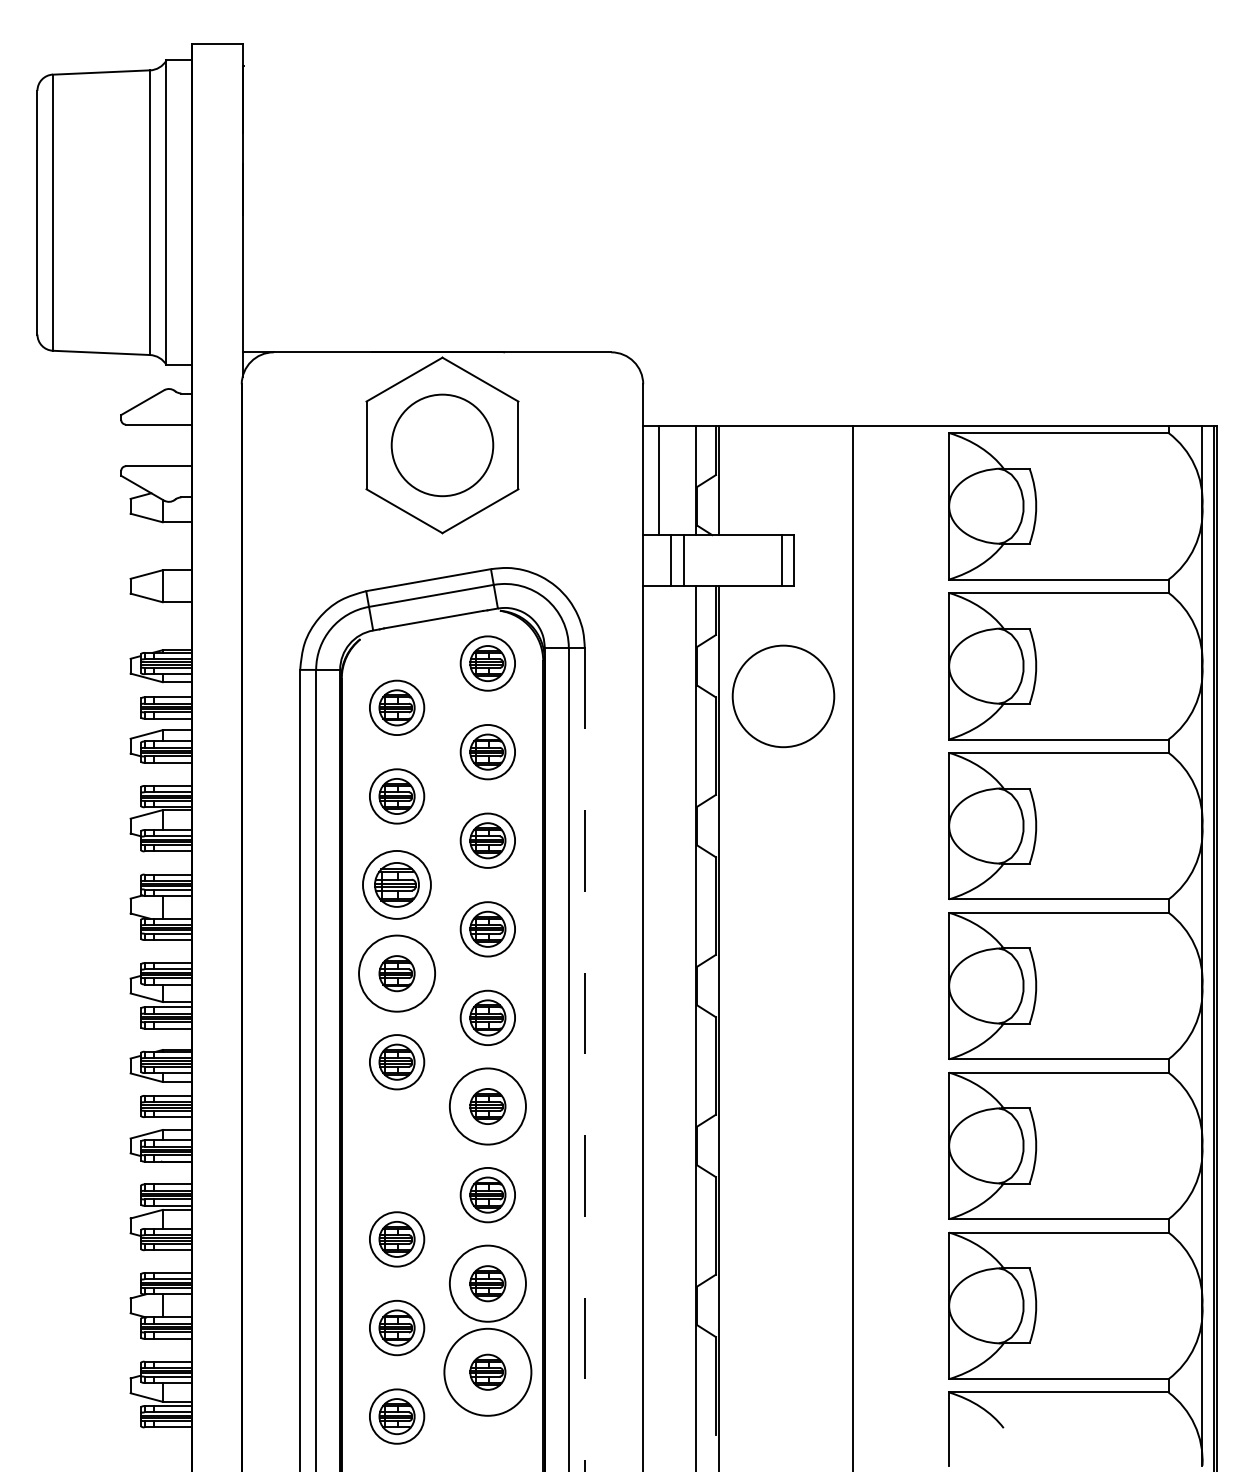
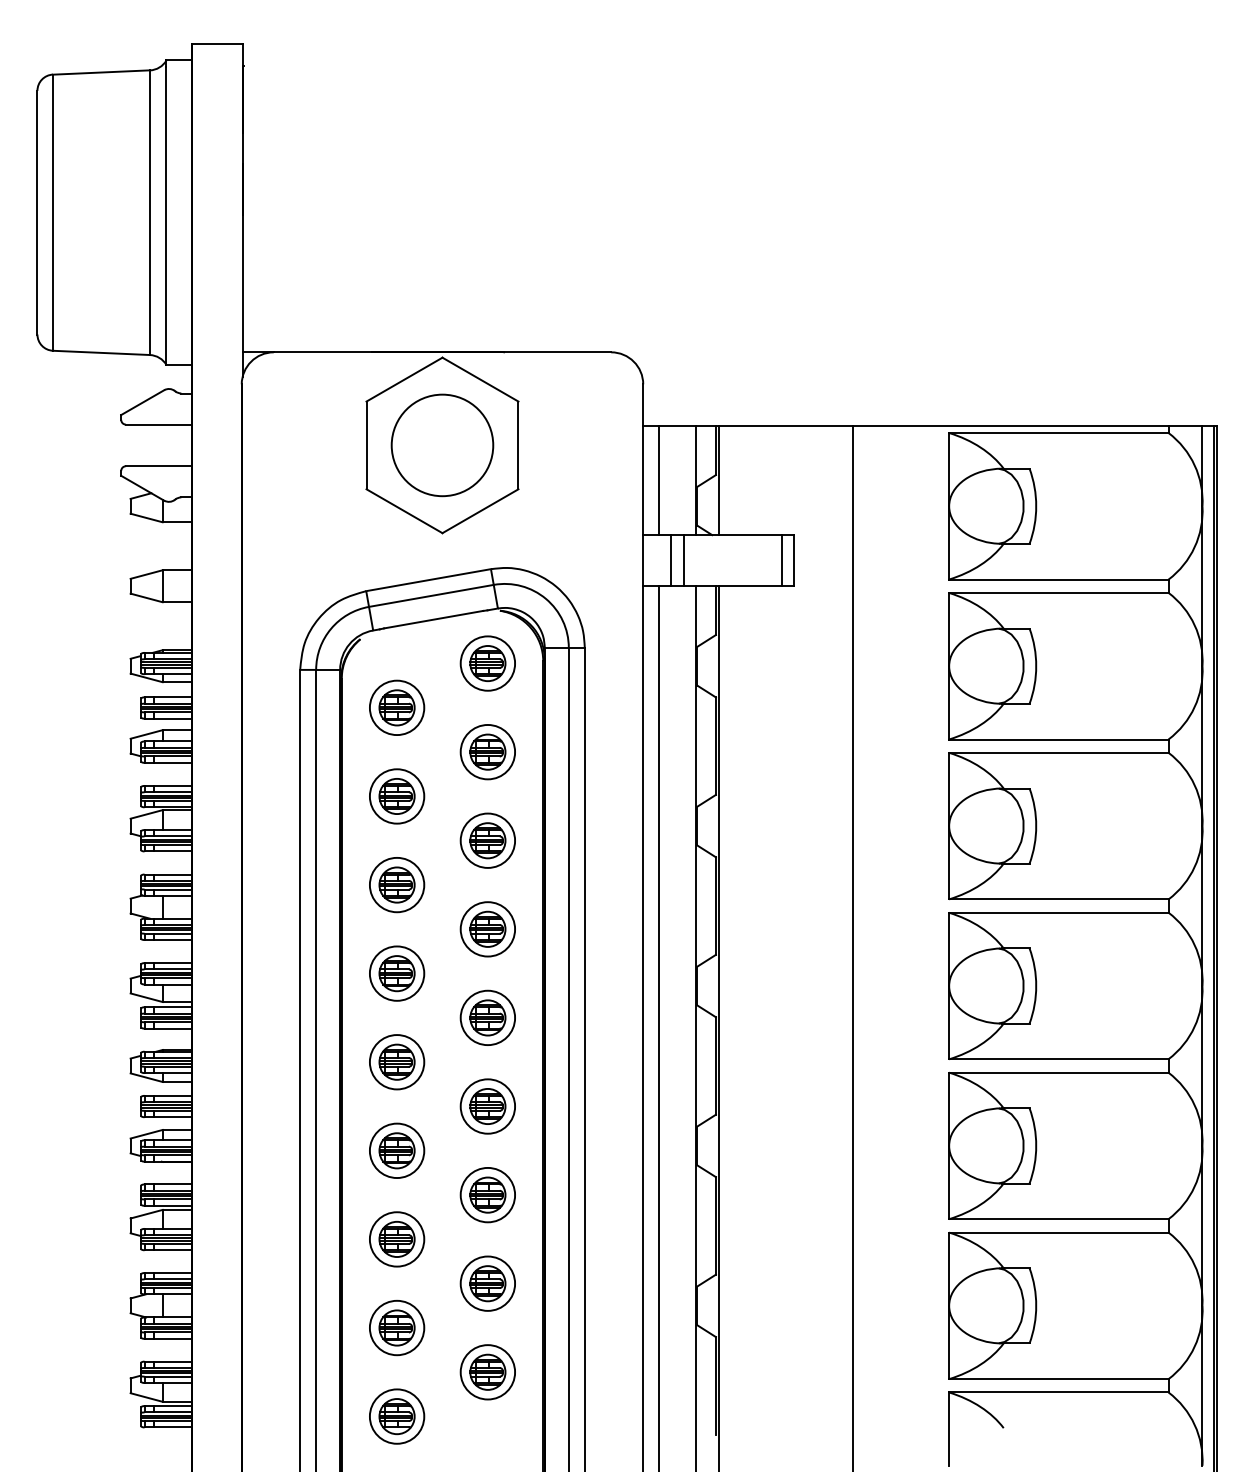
circle: present -> none (783, 696)
part size: 70x70 px -> 57x57 px (397, 885)
circle diameter: 76 px -> 54 px (396, 973)
line: none -> present (659, 1027)
line: dashed -> solid (584, 1059)
circle diameter: 76 px -> 54 px (487, 1106)
part: none -> present (397, 1150)
circle diameter: 76 px -> 54 px (487, 1283)
circle diameter: 87 px -> 54 px (487, 1372)
